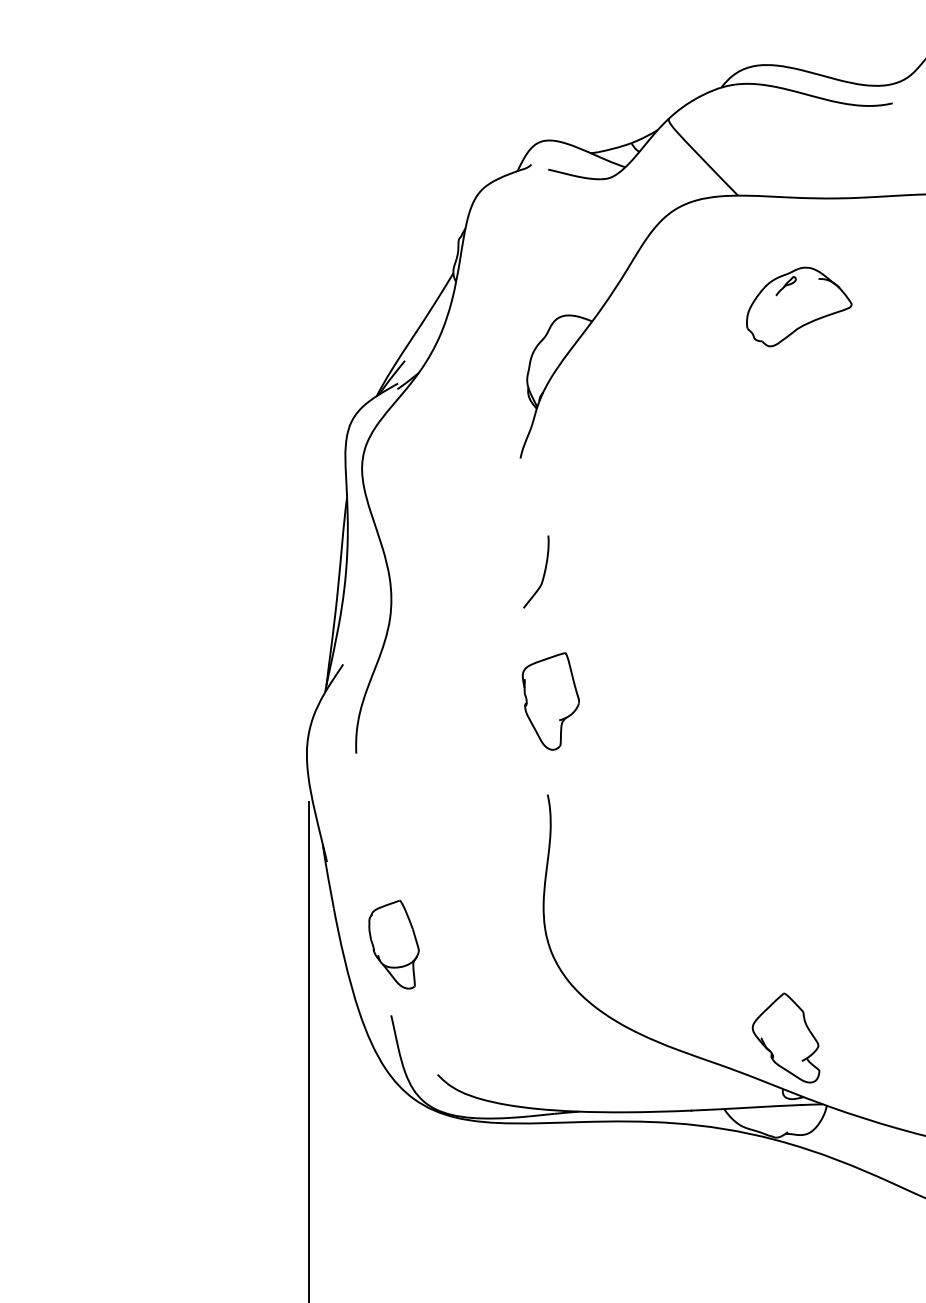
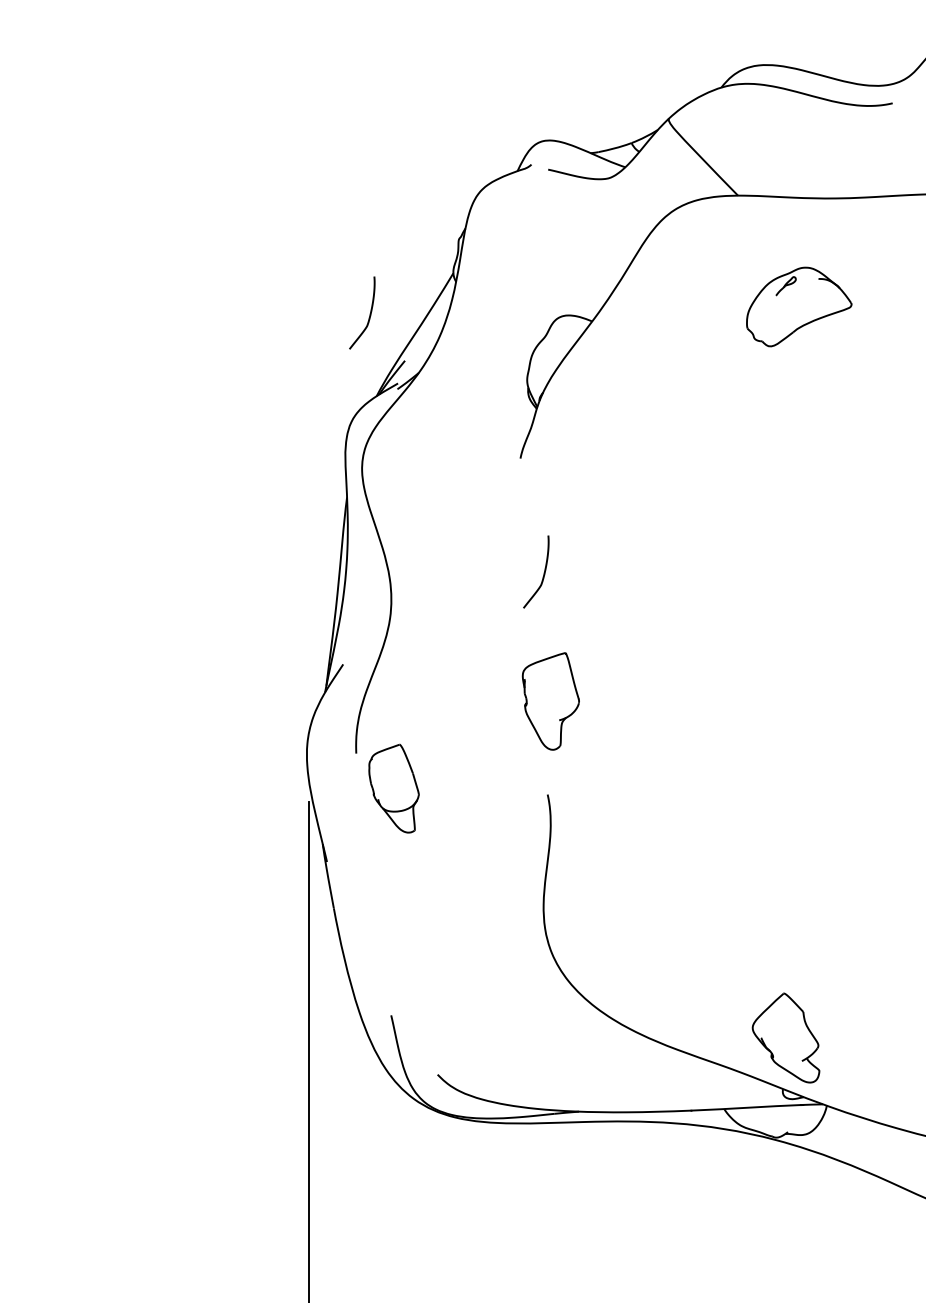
curve: none -> present (369, 313)
part position: (393, 944) -> (393, 788) (393, 788)
